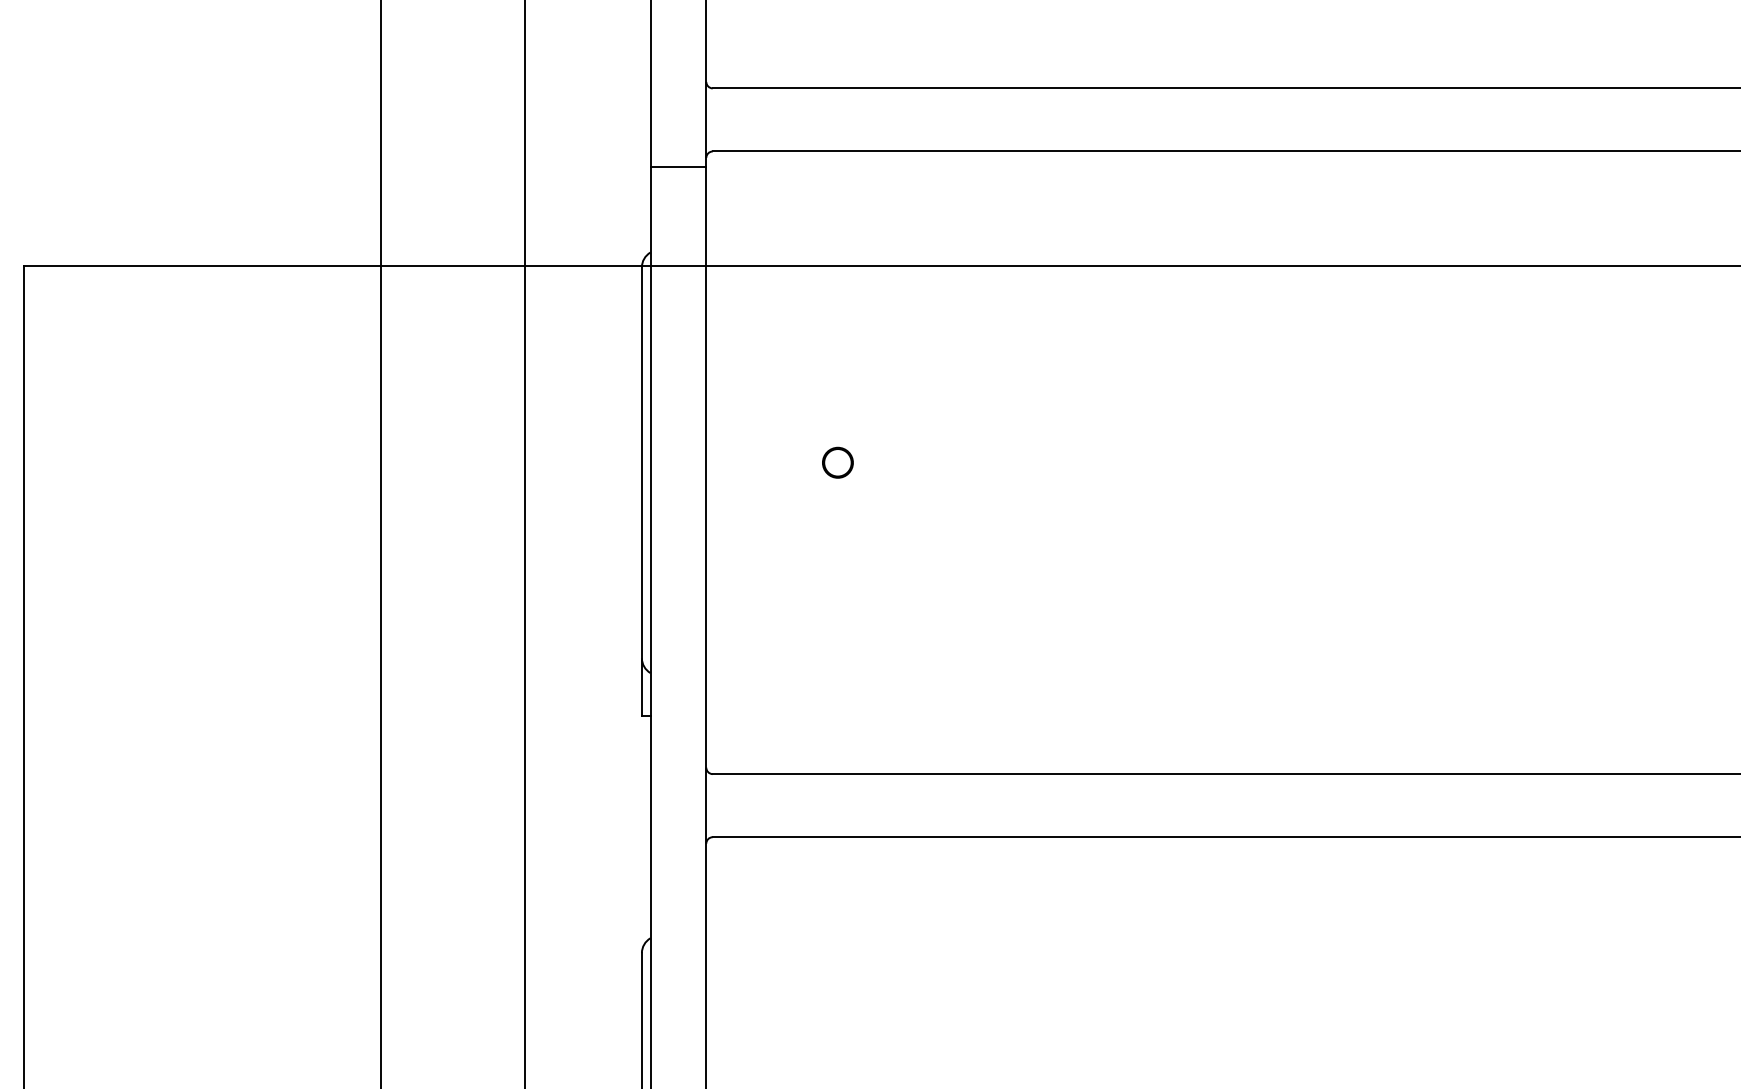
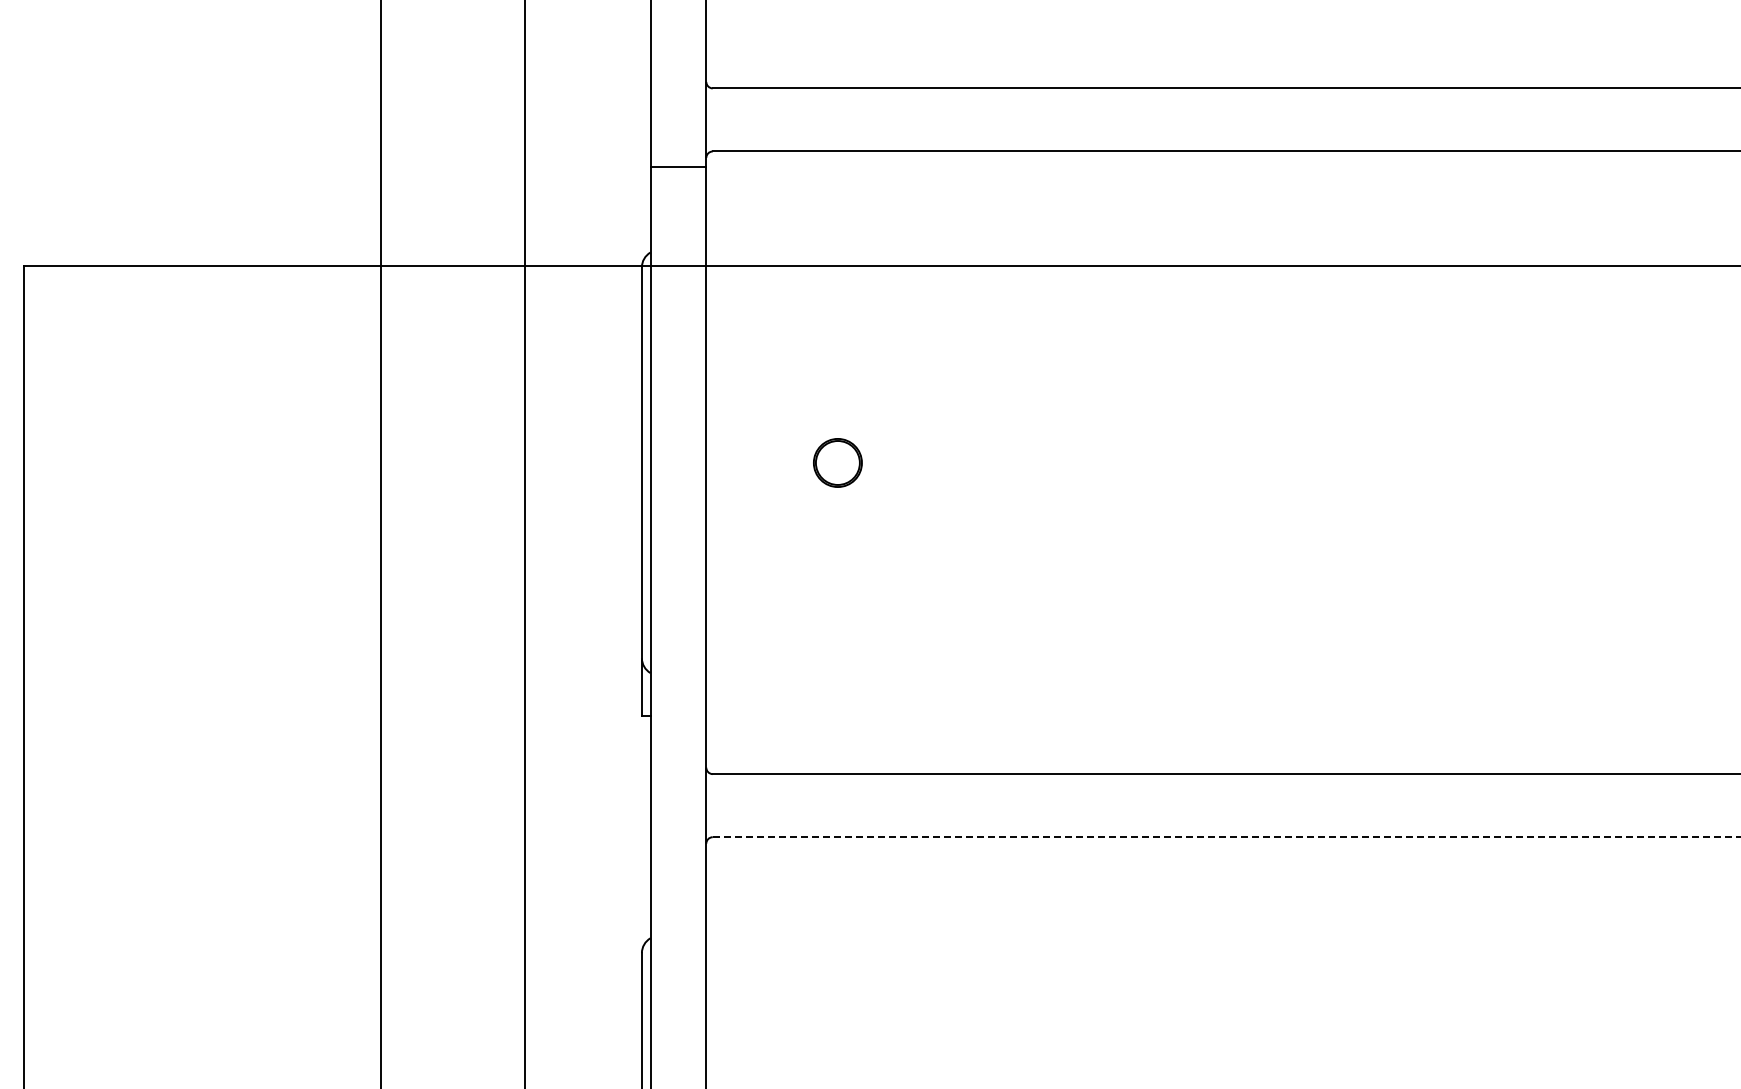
part size: 32x33 px -> 50x50 px (837, 462)
line: solid -> dashed (1226, 837)
